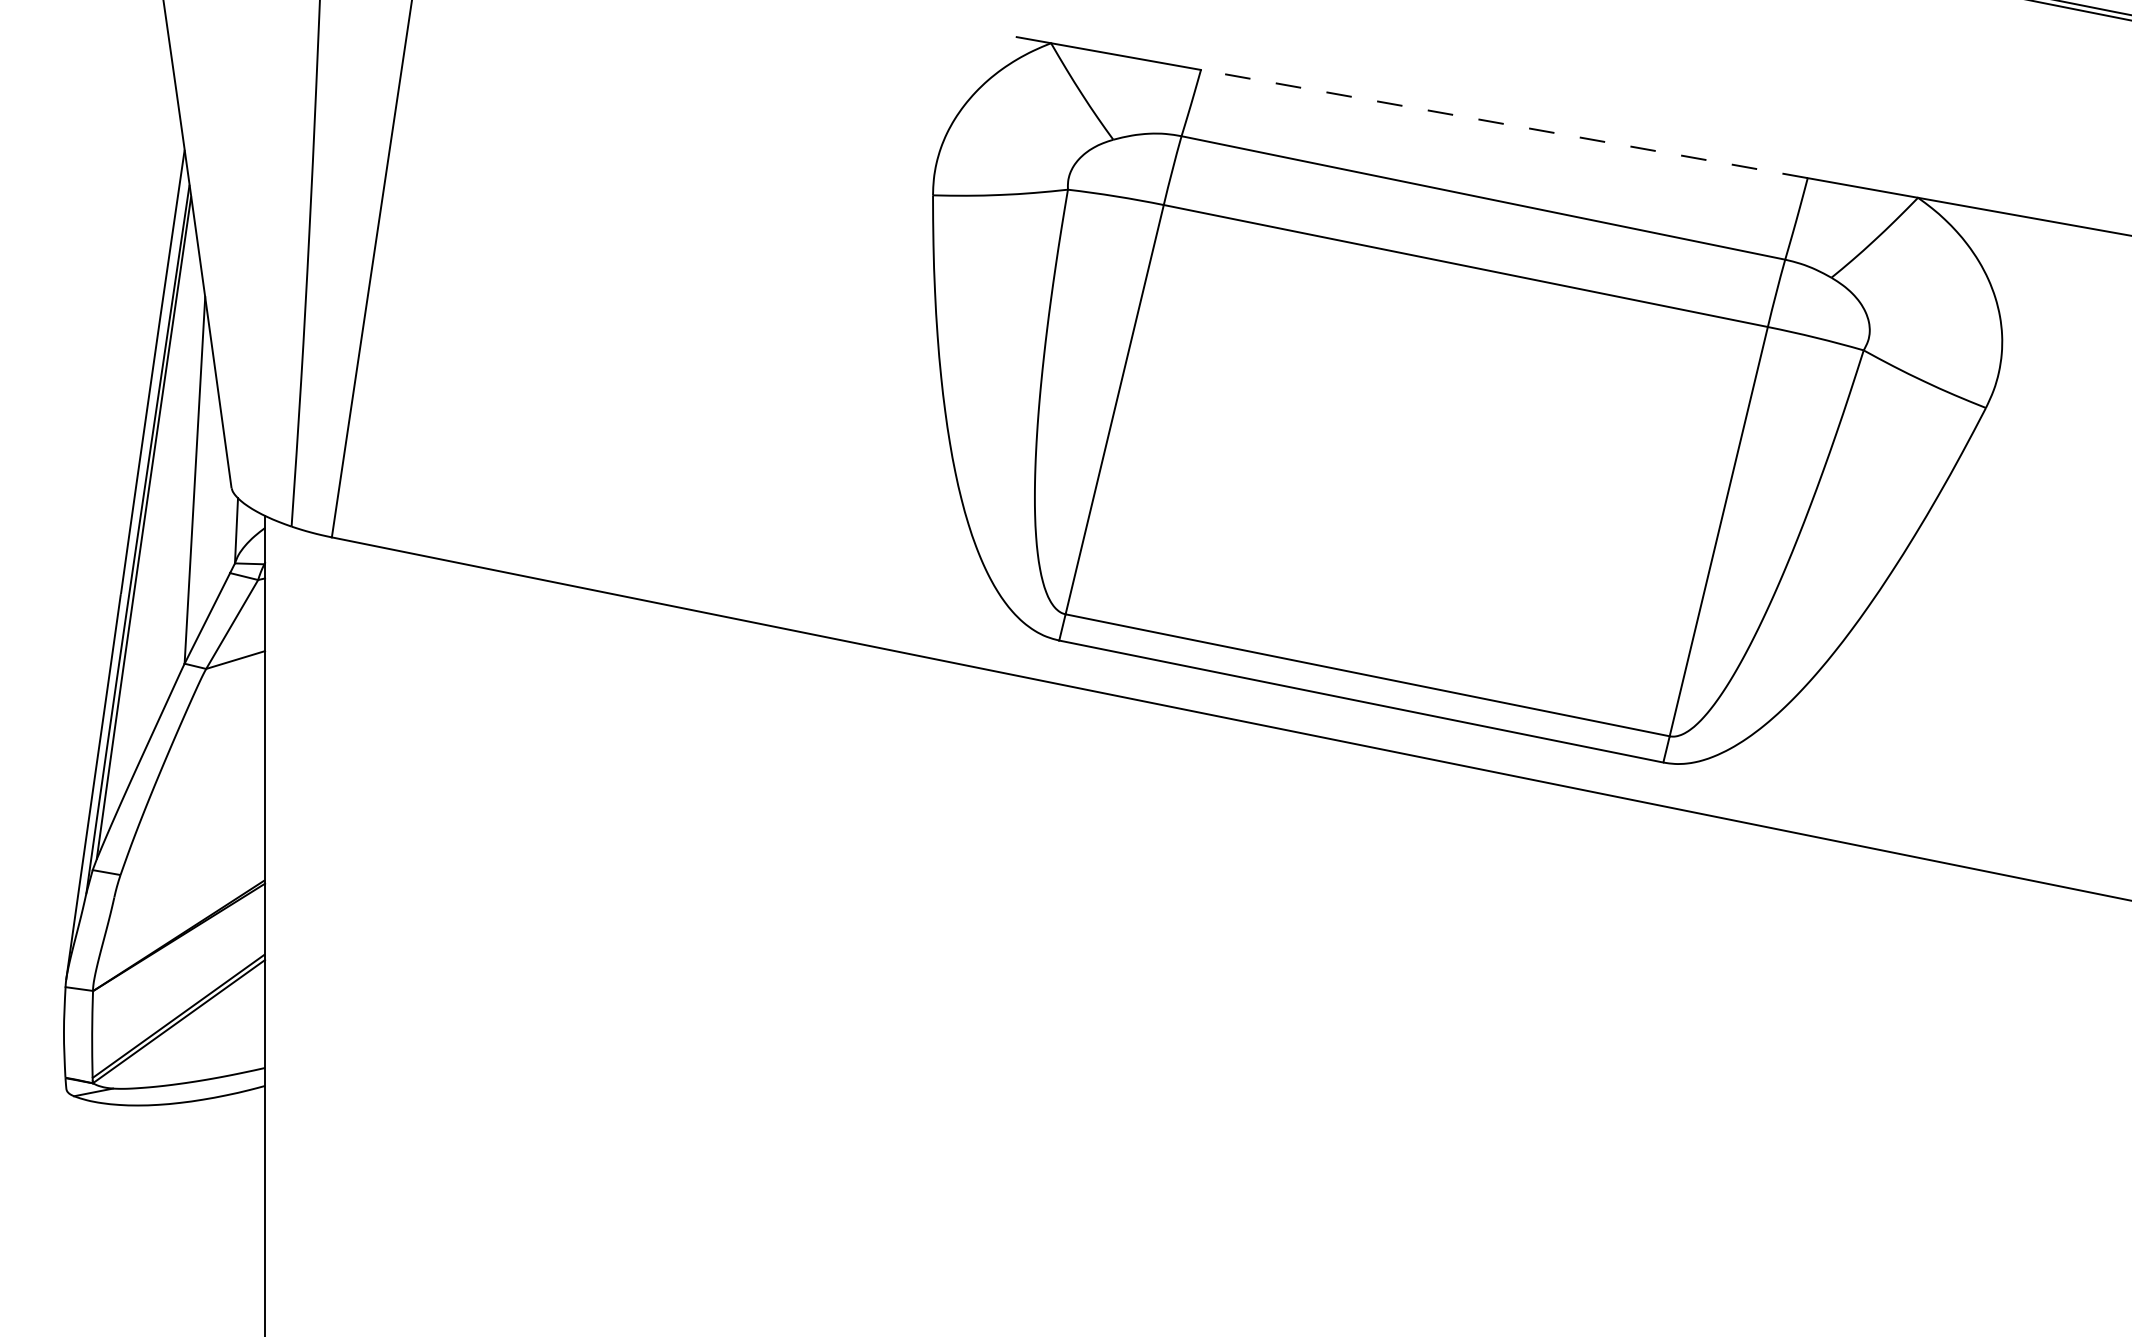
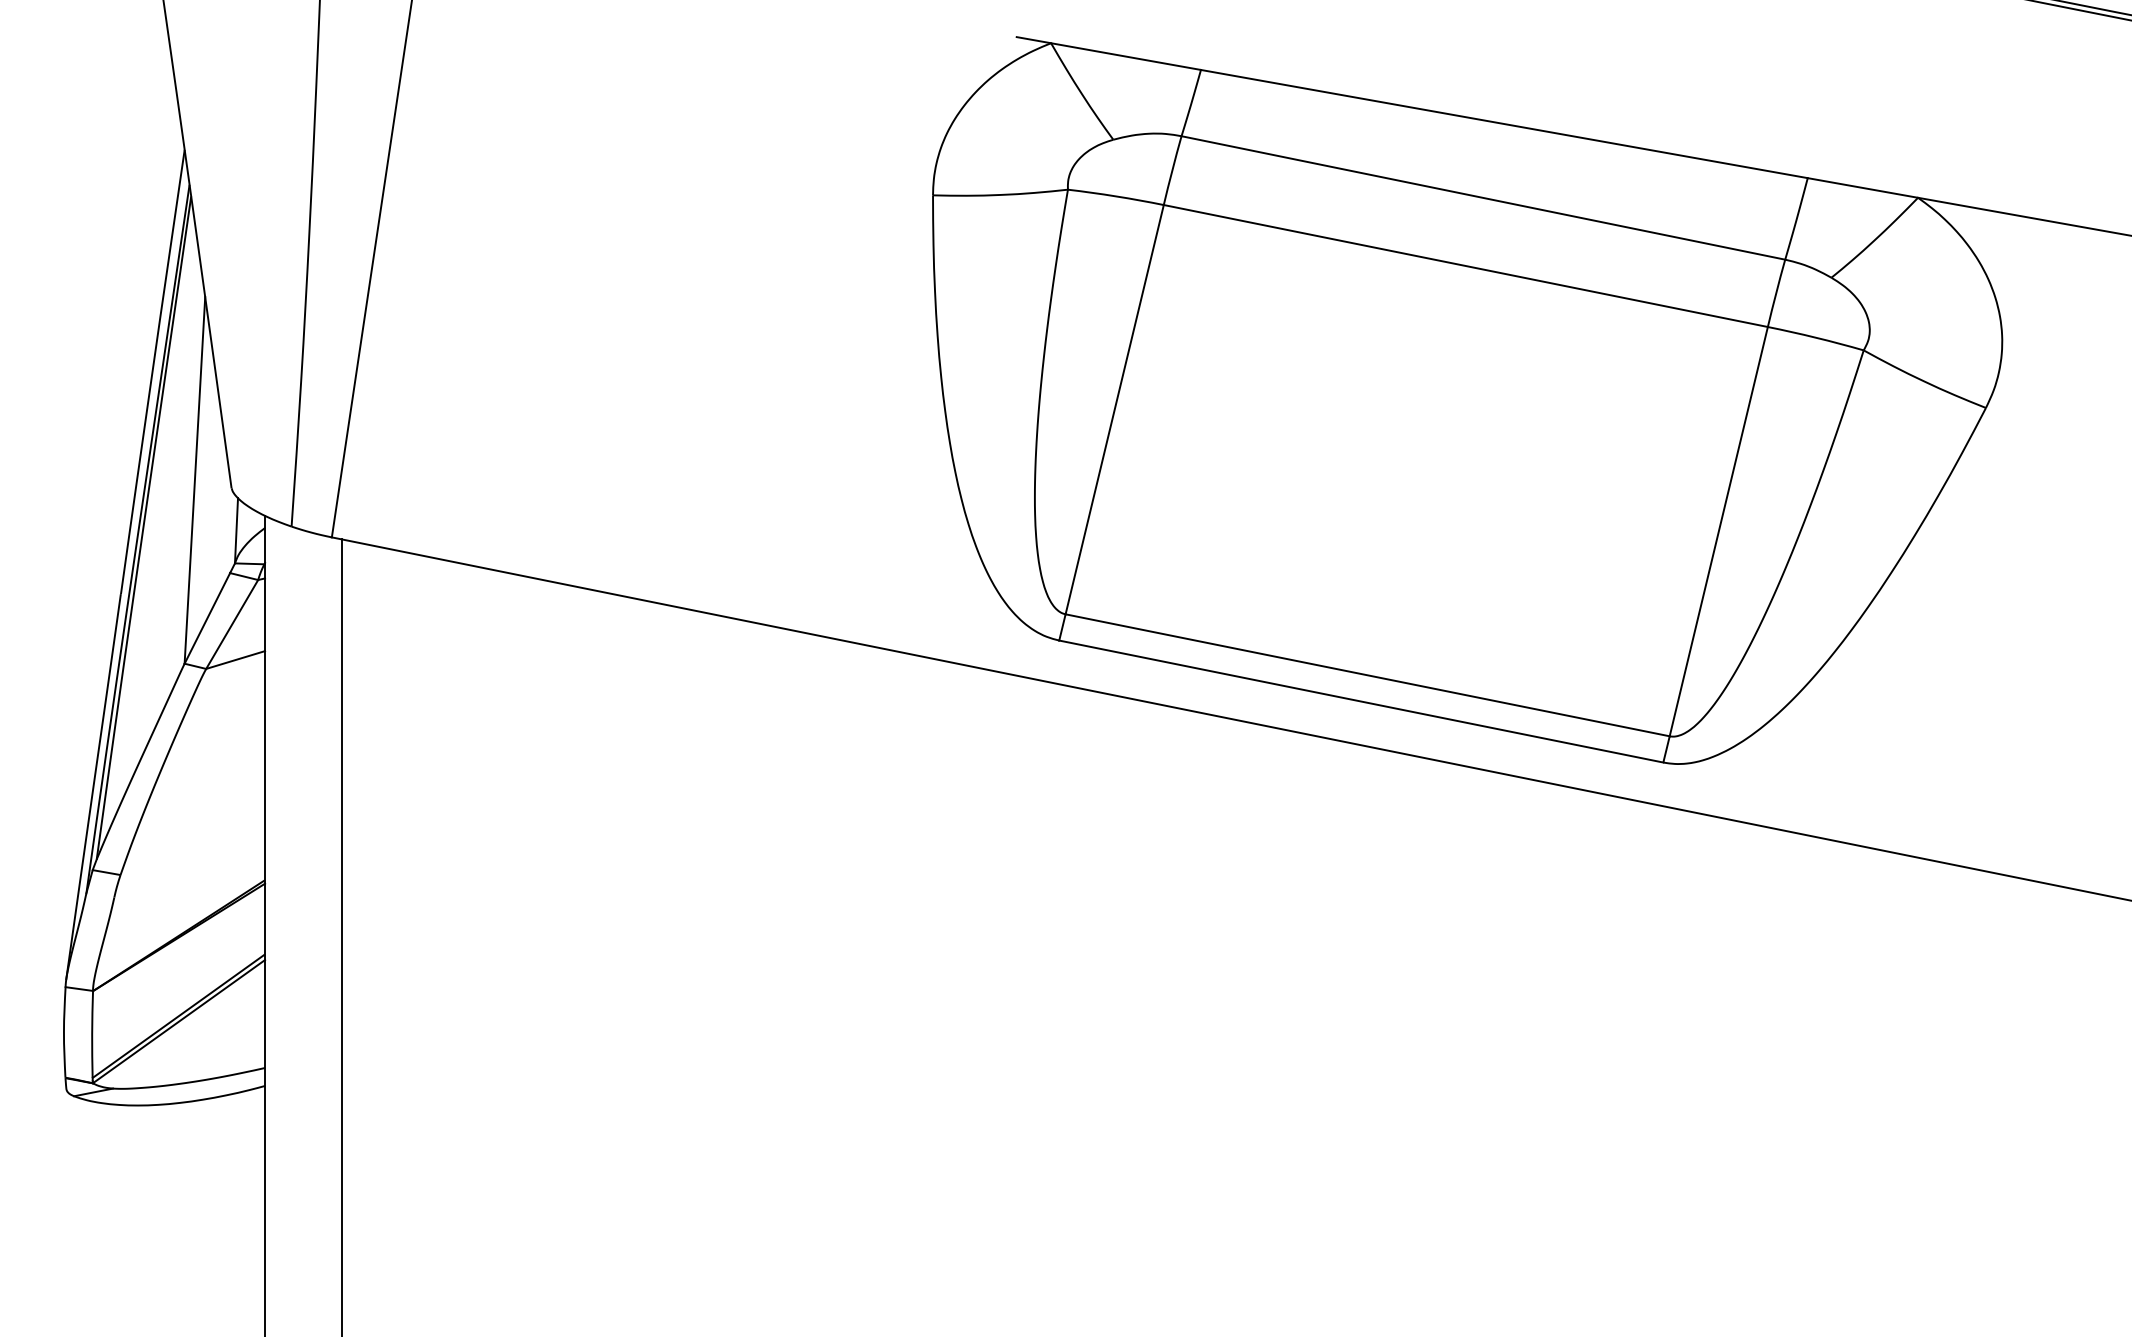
line: dashed -> solid (1503, 123)
line: none -> present (342, 936)
